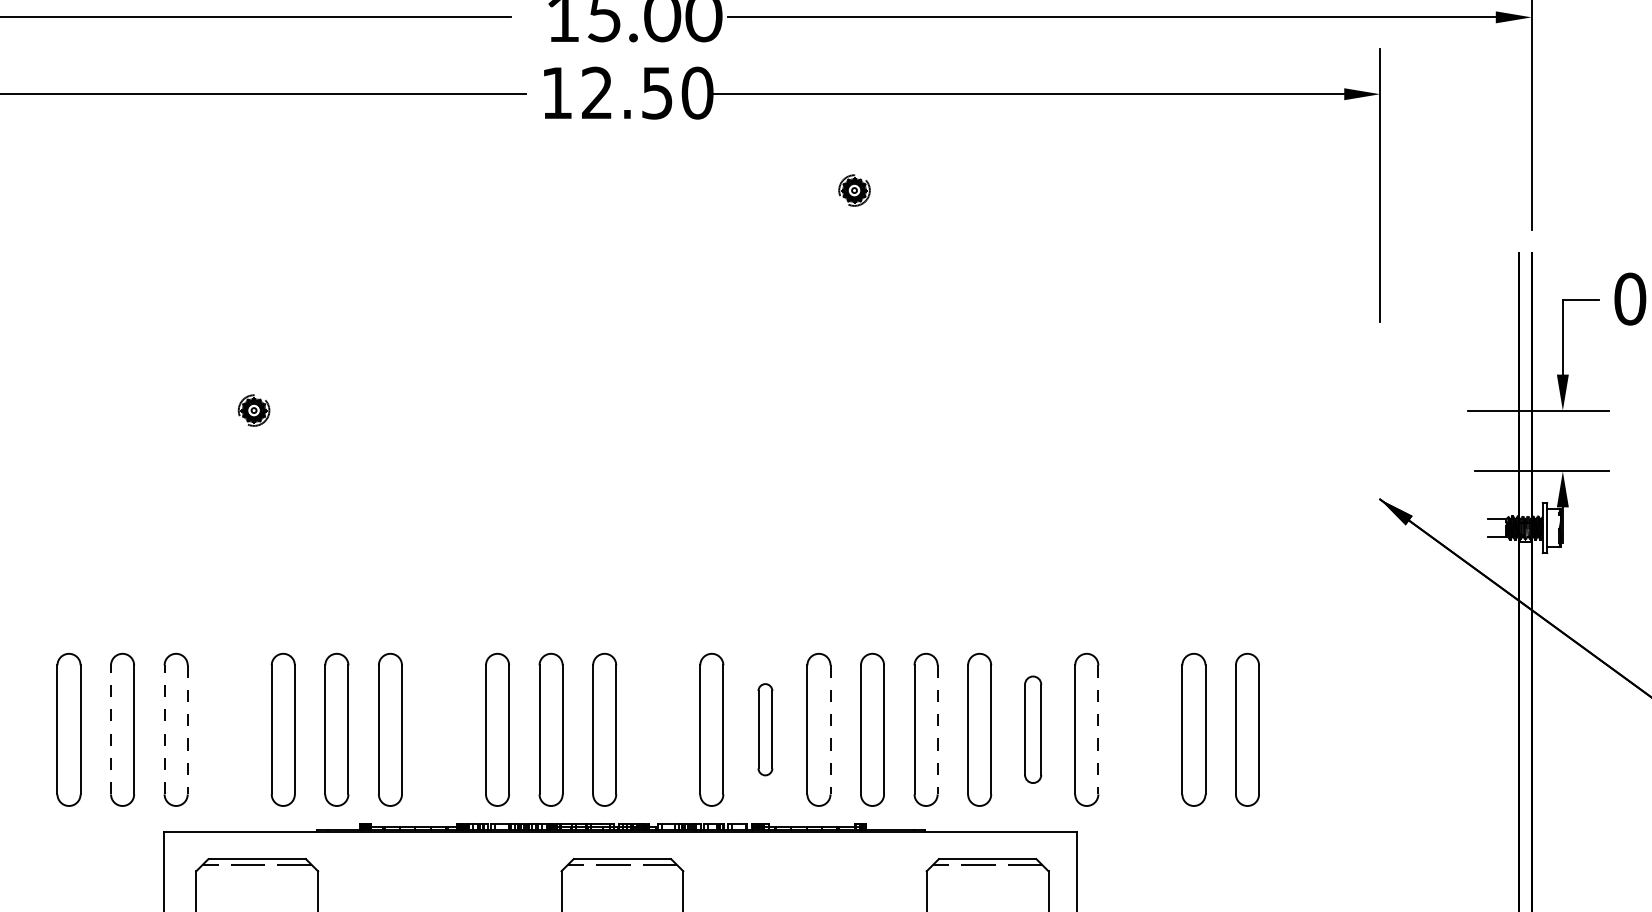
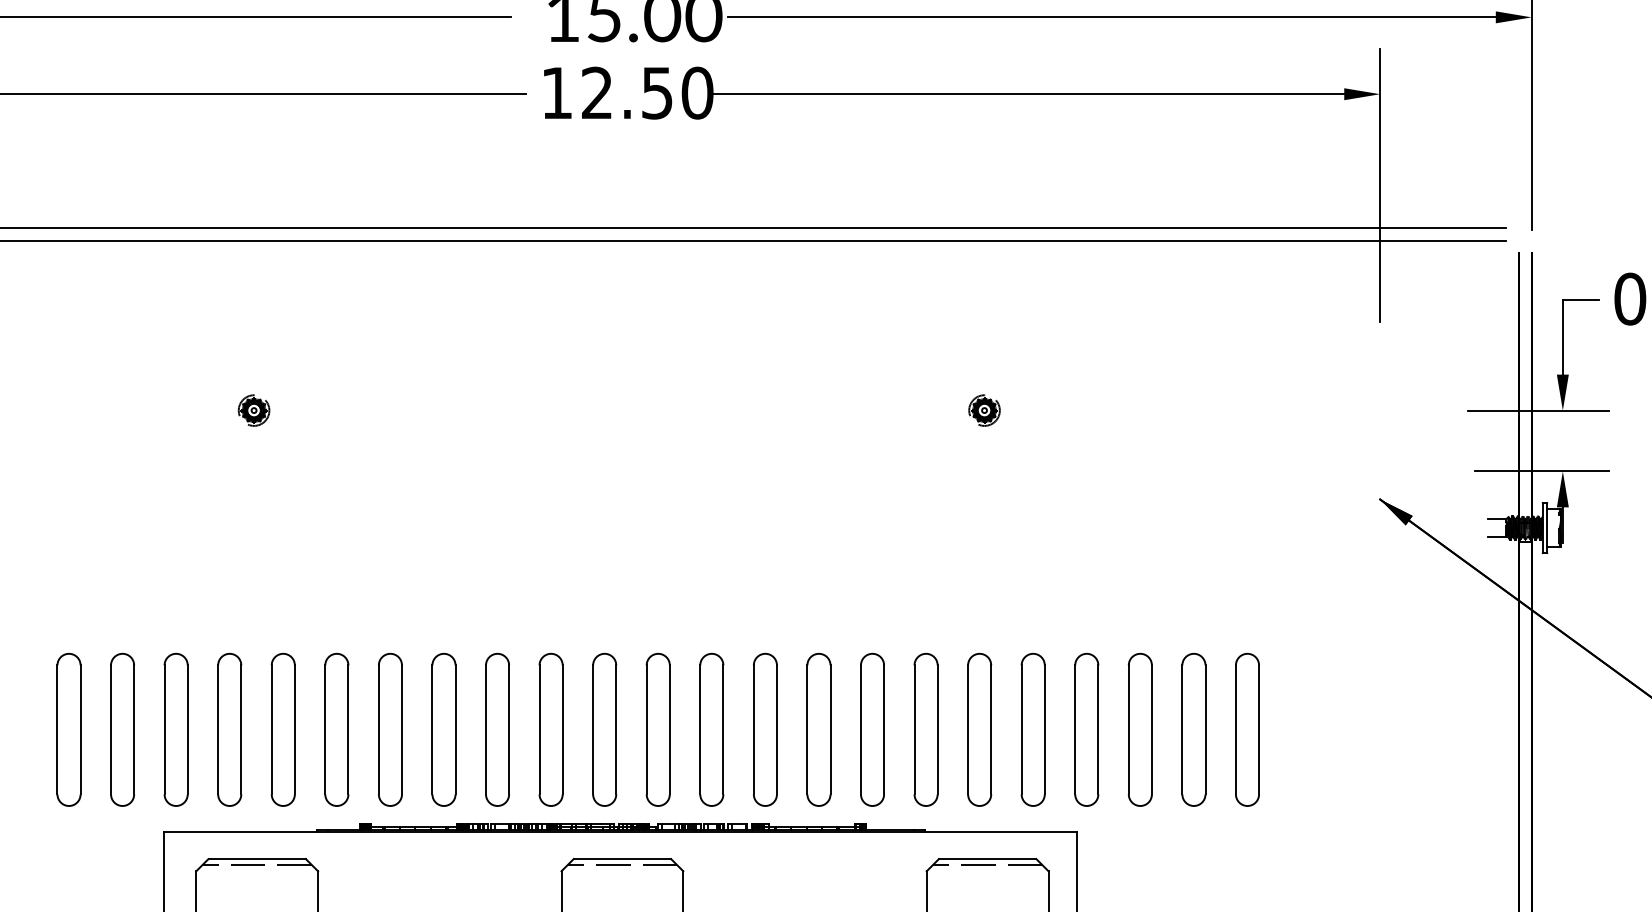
part position: (854, 190) -> (984, 410) (984, 410)
line: none -> present (754, 227)
line: none -> present (754, 240)
line: dashed -> solid (111, 729)
line: dashed -> solid (164, 729)
line: dashed -> solid (187, 729)
part: none -> present (229, 729)
part: none -> present (443, 729)
part: none -> present (657, 729)
part size: 17x94 px -> 25x155 px (765, 729)
line: dashed -> solid (830, 729)
line: dashed -> solid (937, 729)
part size: 19x109 px -> 26x155 px (1032, 729)
line: dashed -> solid (1098, 729)
part: none -> present (1140, 729)
